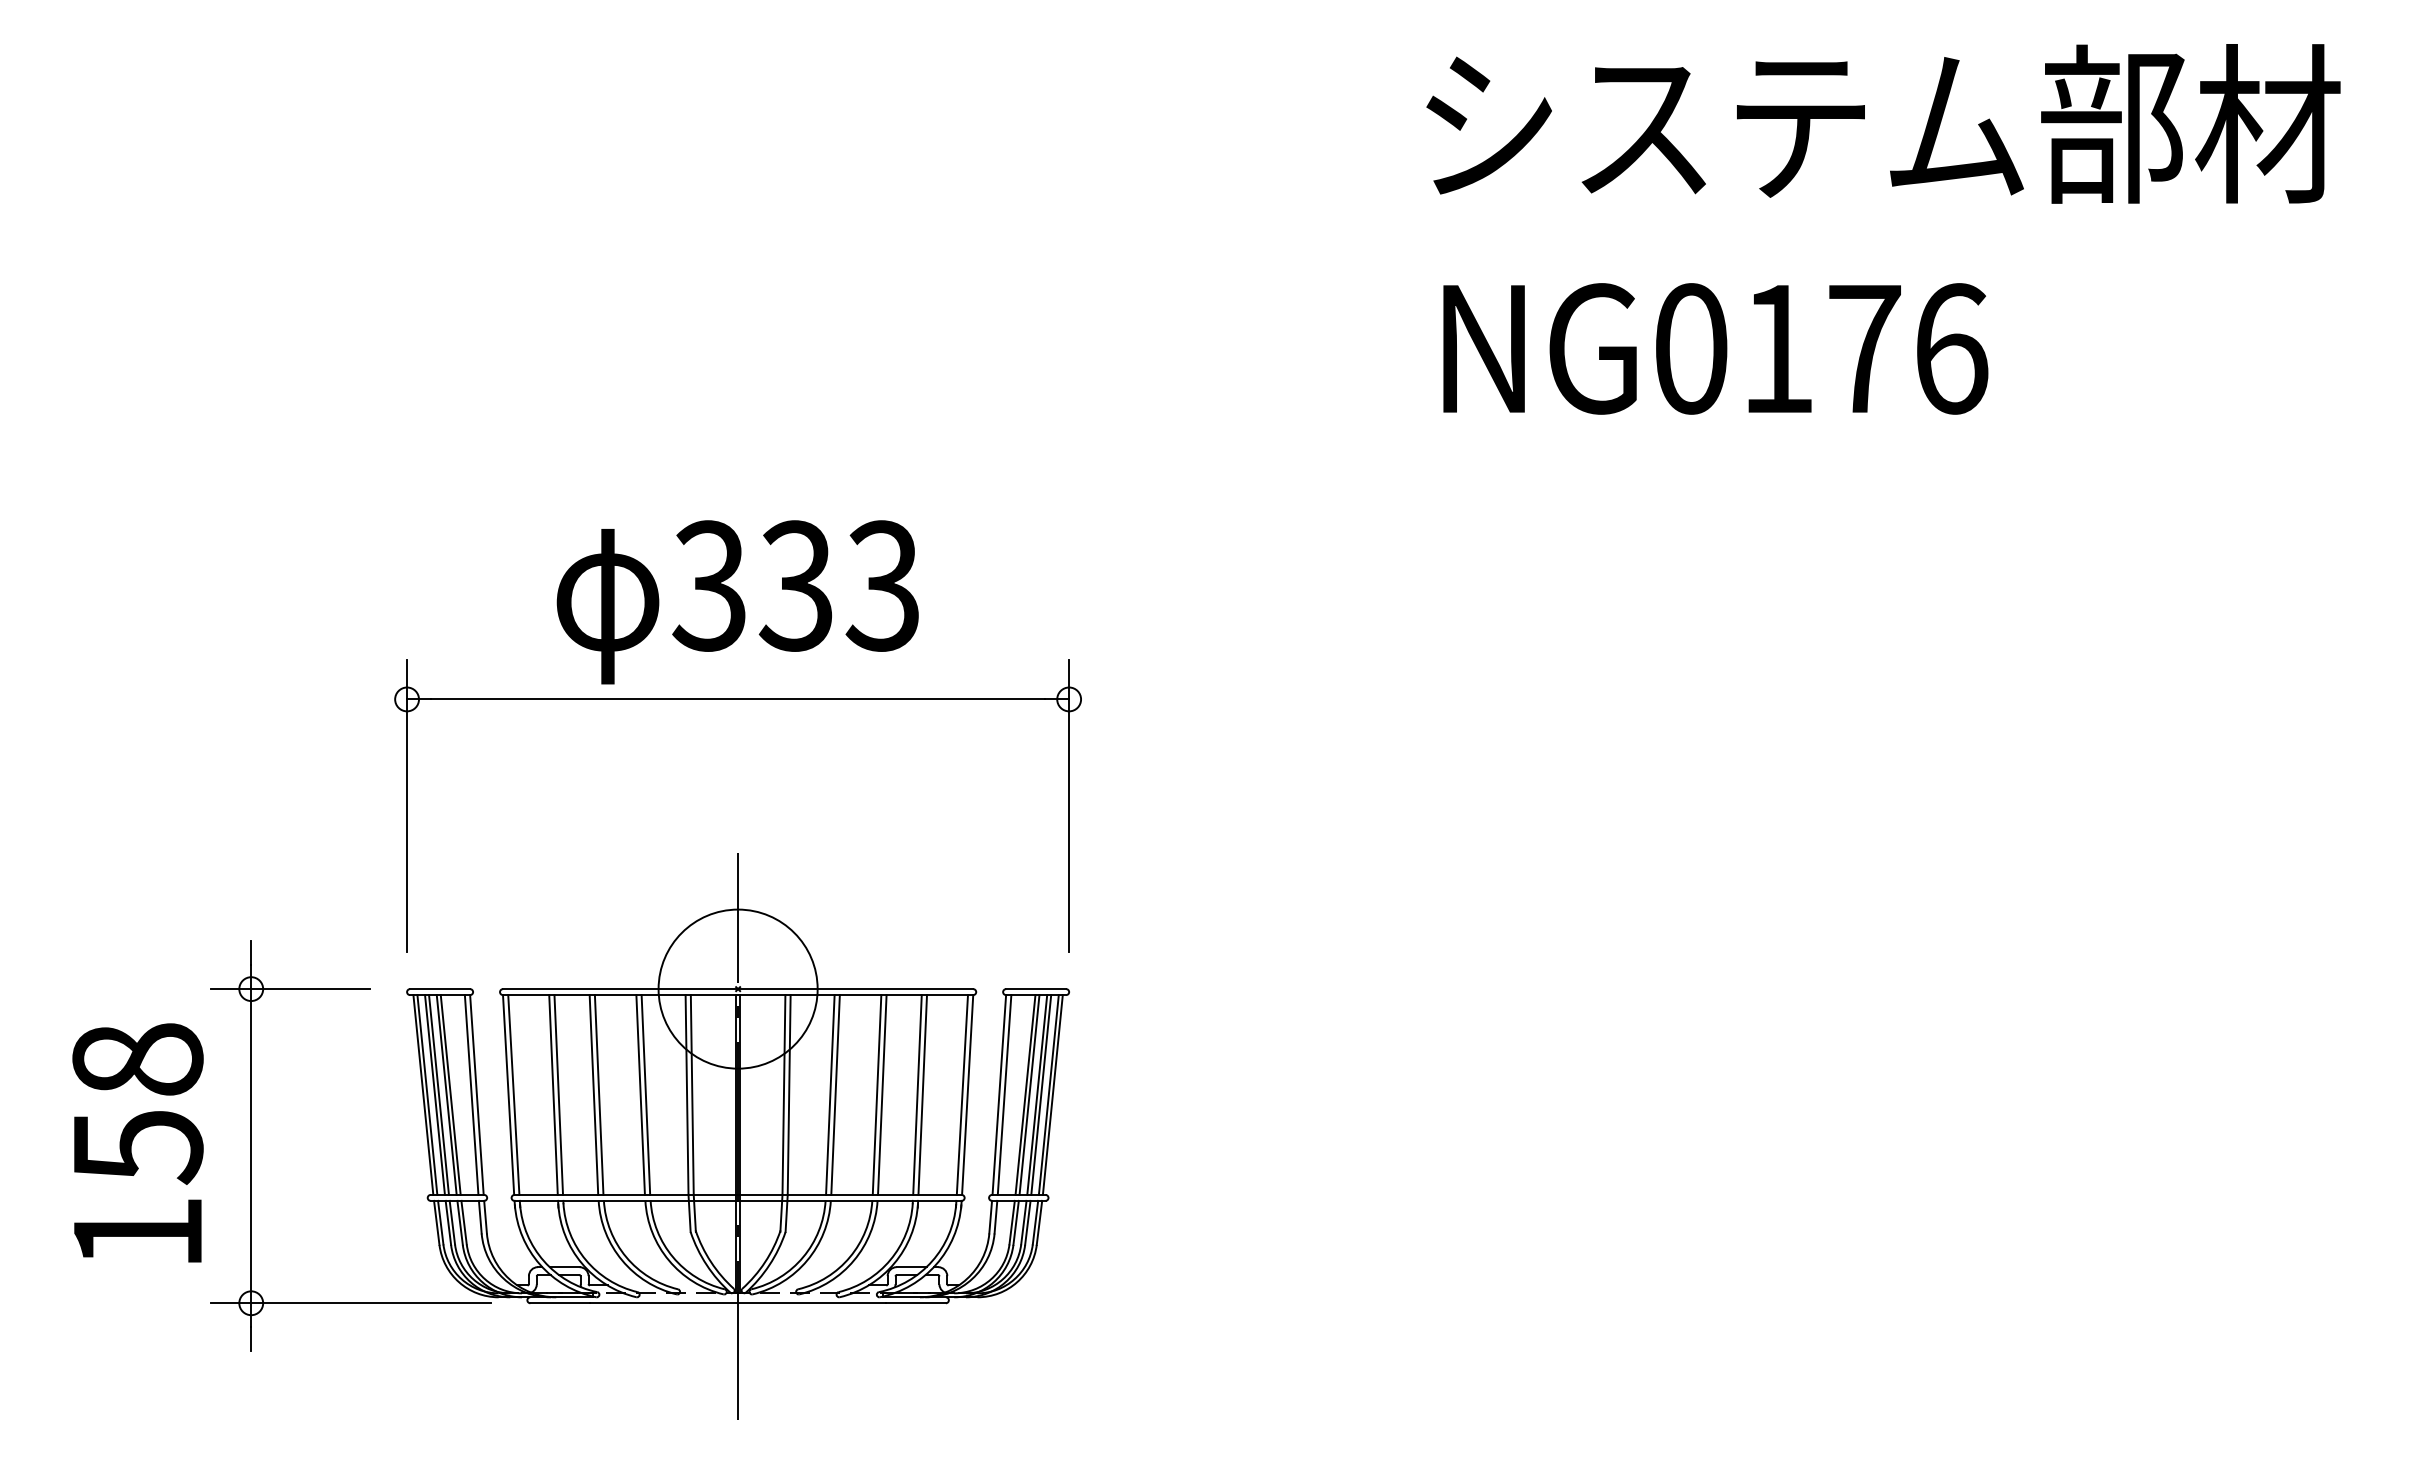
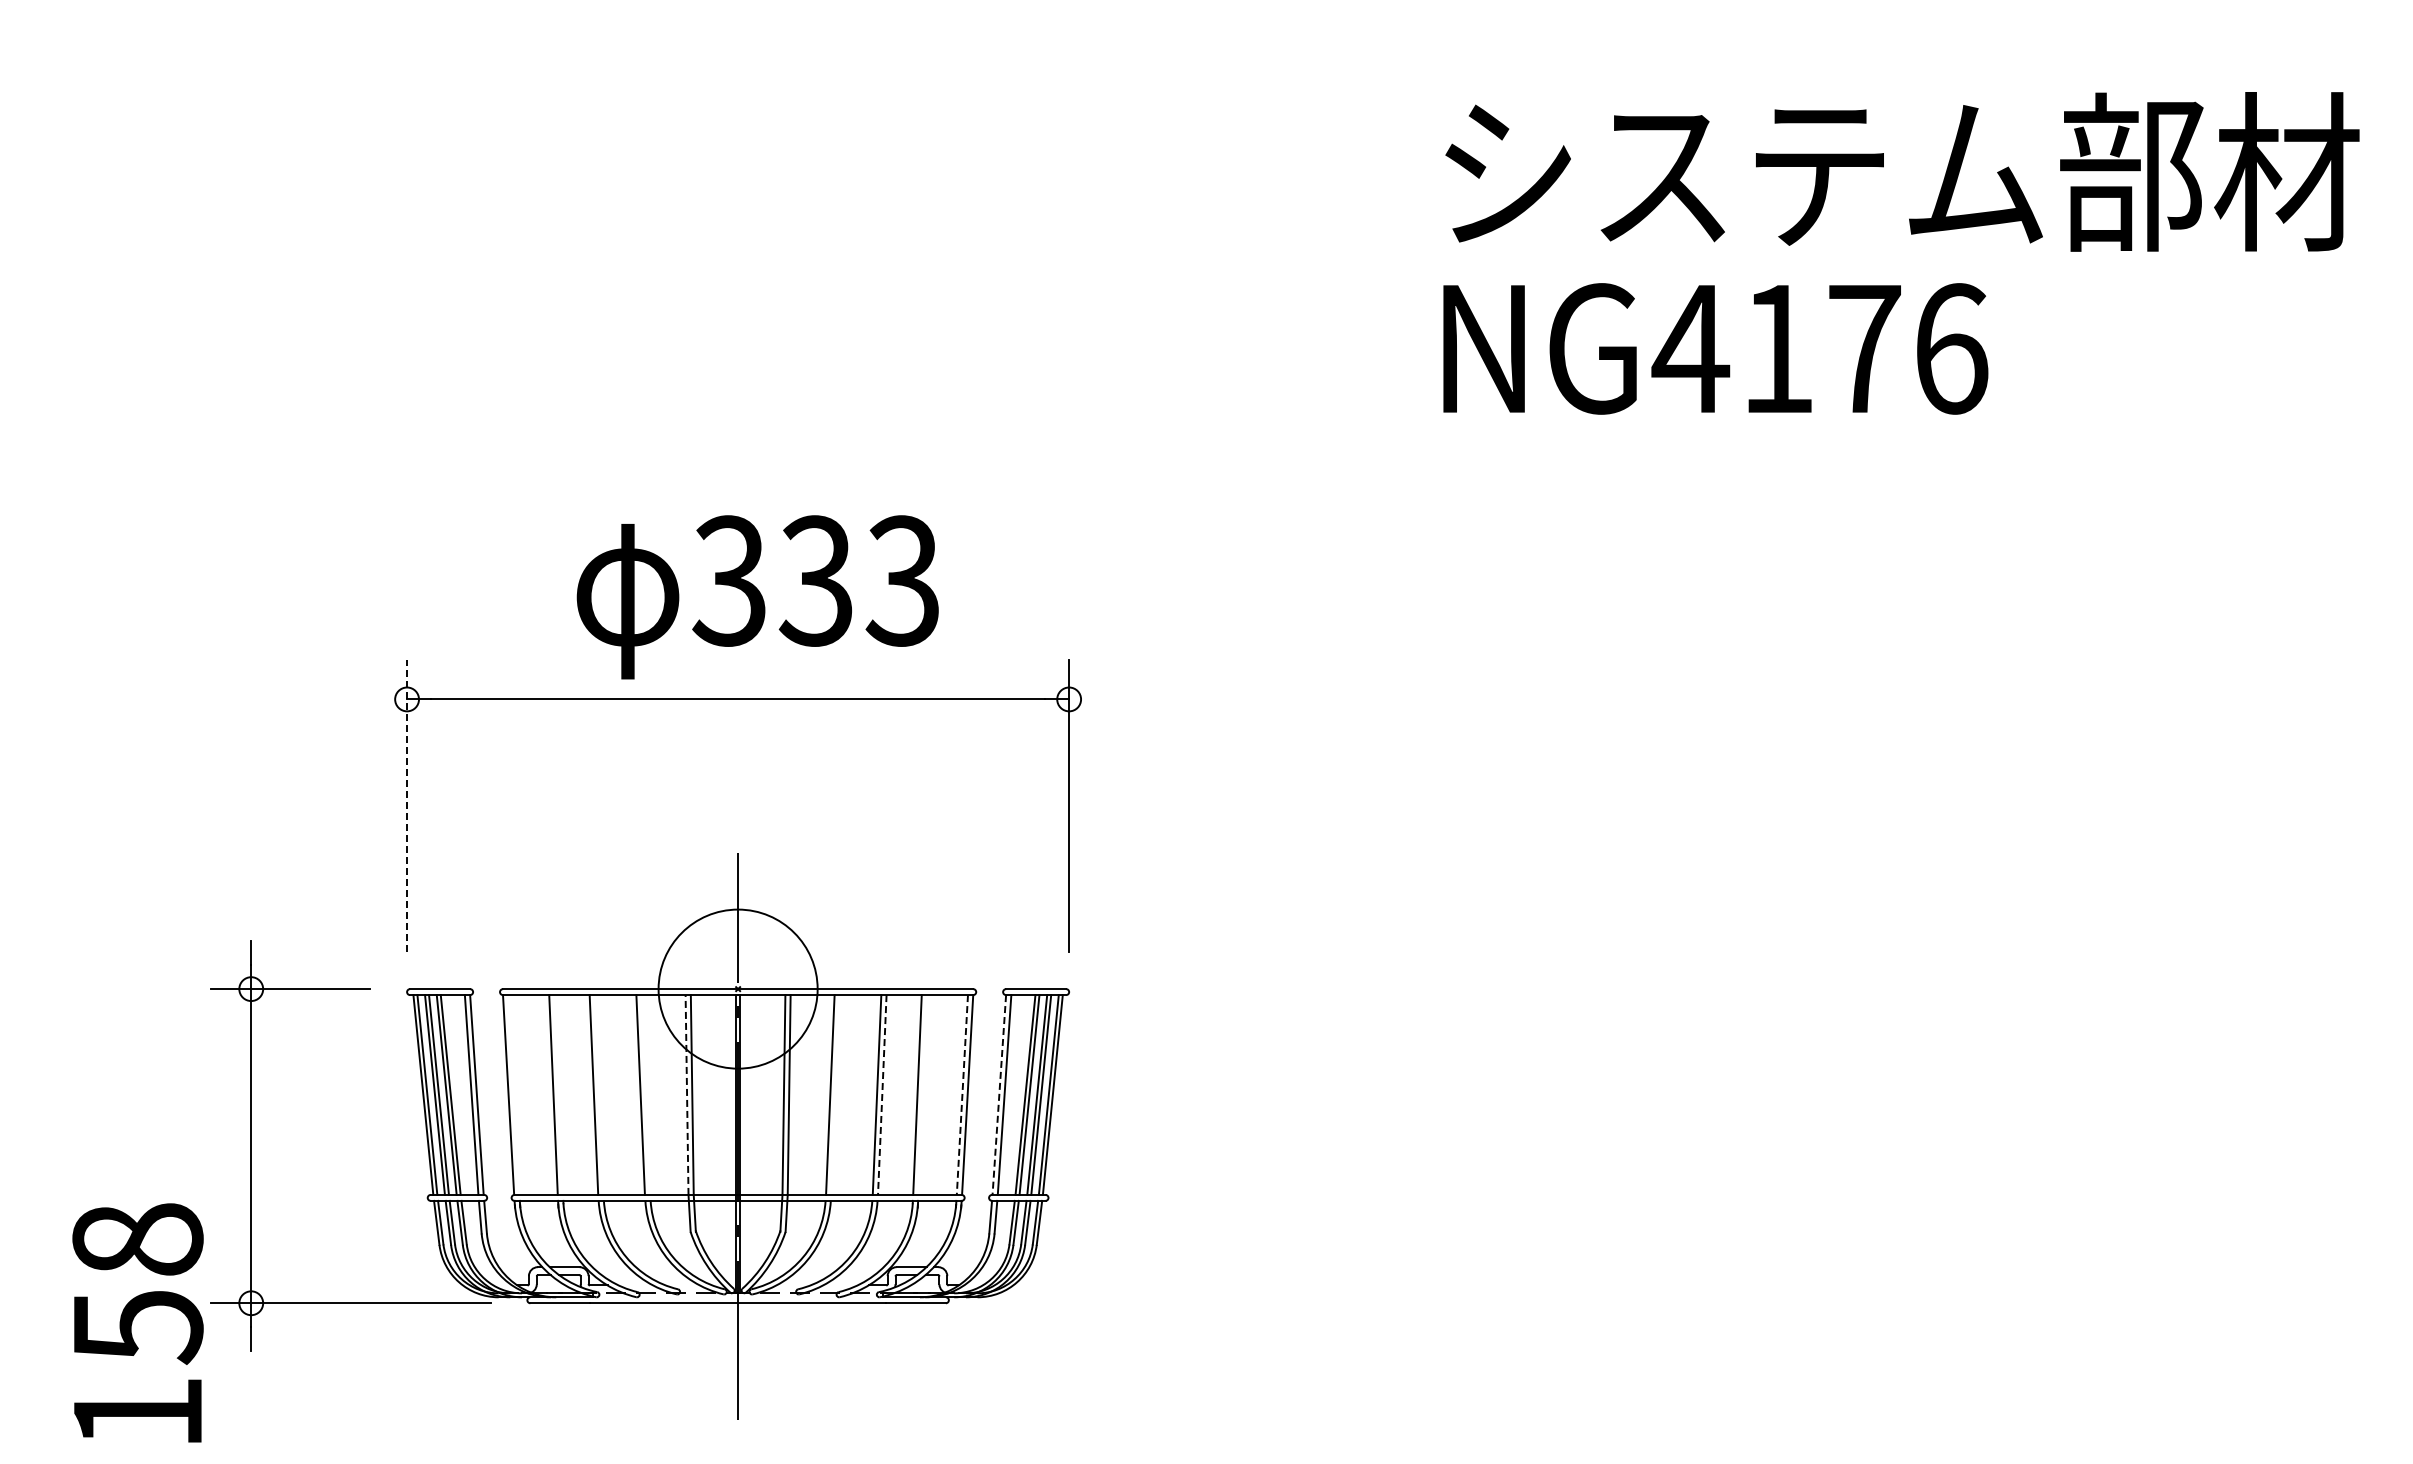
text position: (1883, 123) -> (1902, 171) (1902, 171)
text: NG0176 -> NG4176 (1690, 348)
text position: (737, 602) -> (757, 597) (757, 597)
line: solid -> dashed (407, 805)
line: present -> none (513, 1094)
line: present -> none (558, 1094)
line: present -> none (598, 1094)
line: present -> none (645, 1094)
line: present -> none (835, 1094)
line: present -> none (922, 1094)
line: solid -> dashed (687, 1095)
line: solid -> dashed (882, 1095)
line: solid -> dashed (962, 1095)
line: solid -> dashed (999, 1095)
text position: (137, 1142) -> (137, 1322) (137, 1322)
